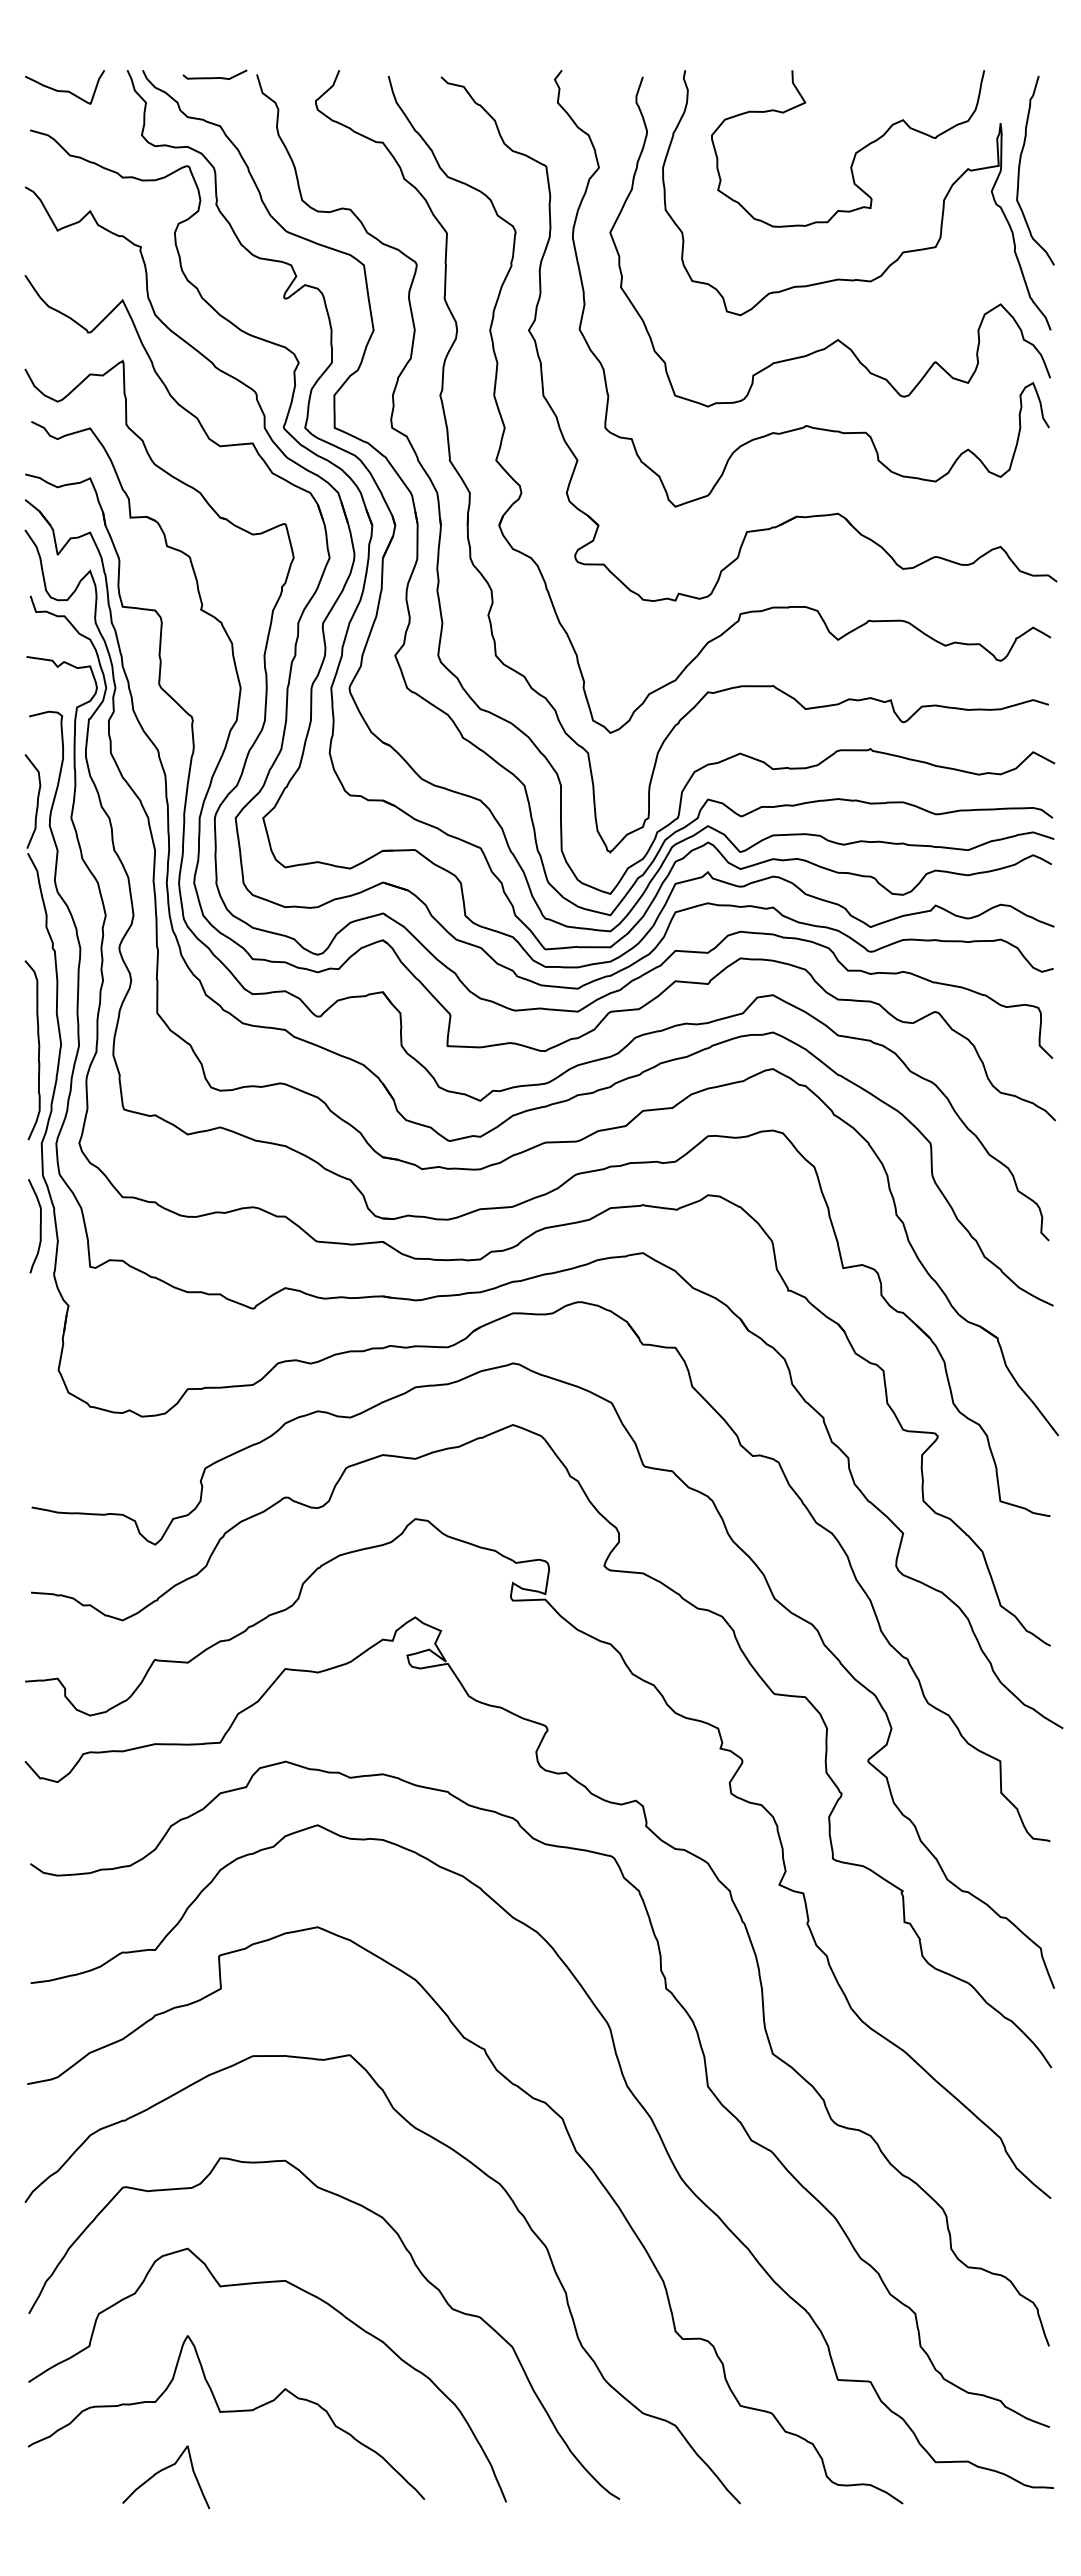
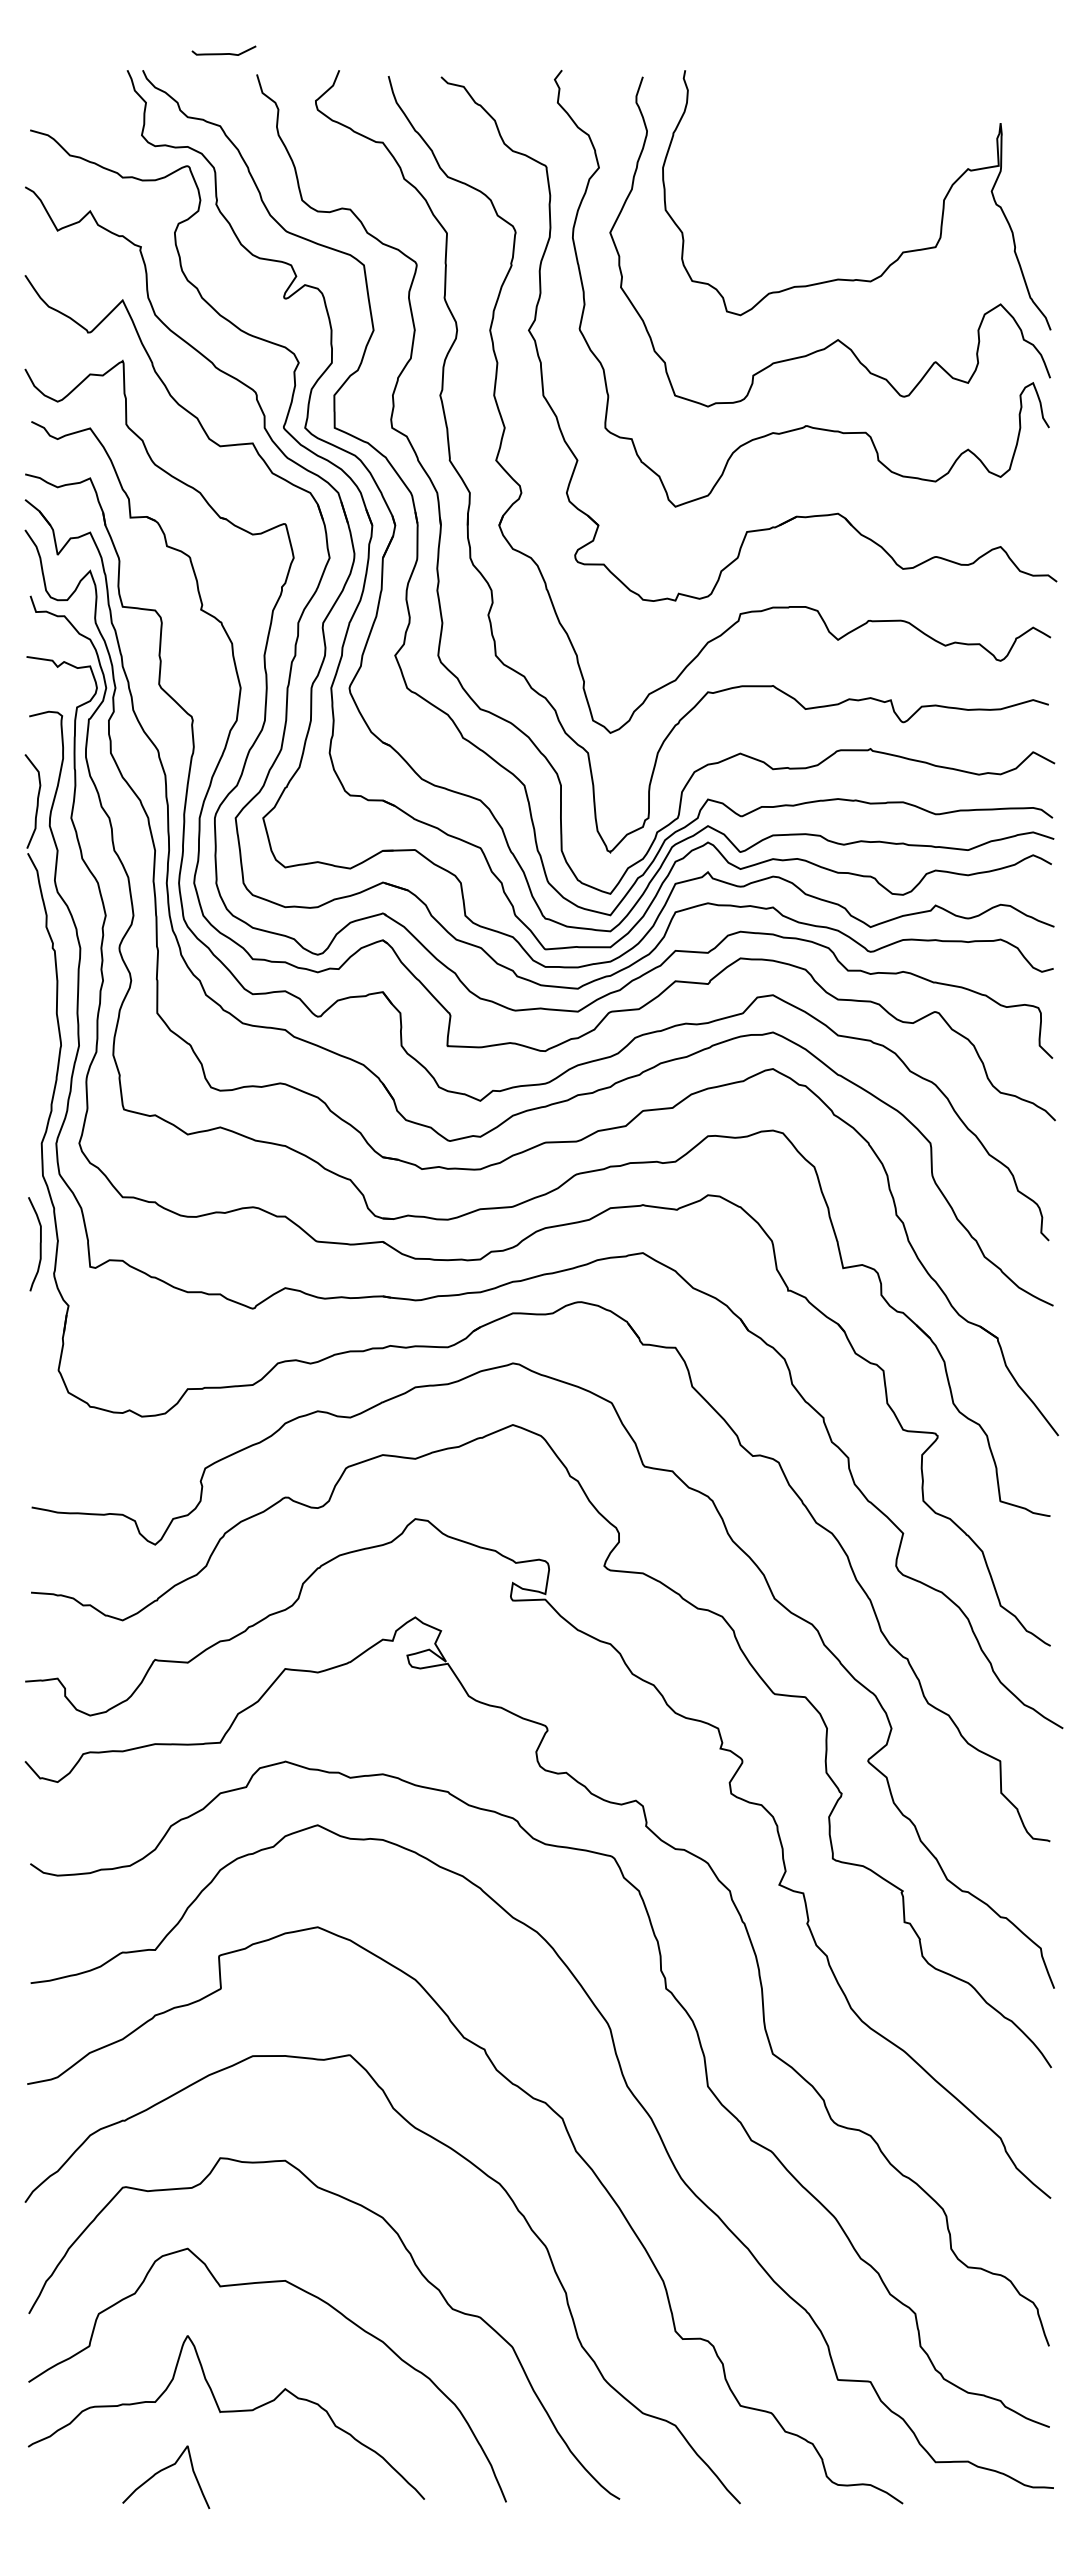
curve position: (214, 77) -> (223, 53) (223, 53)
curve: present -> none (64, 90)
curve: present -> none (855, 152)
curve: present -> none (1020, 166)
curve: present -> none (38, 1050)
curve position: (39, 1226) -> (39, 1244) (39, 1244)
